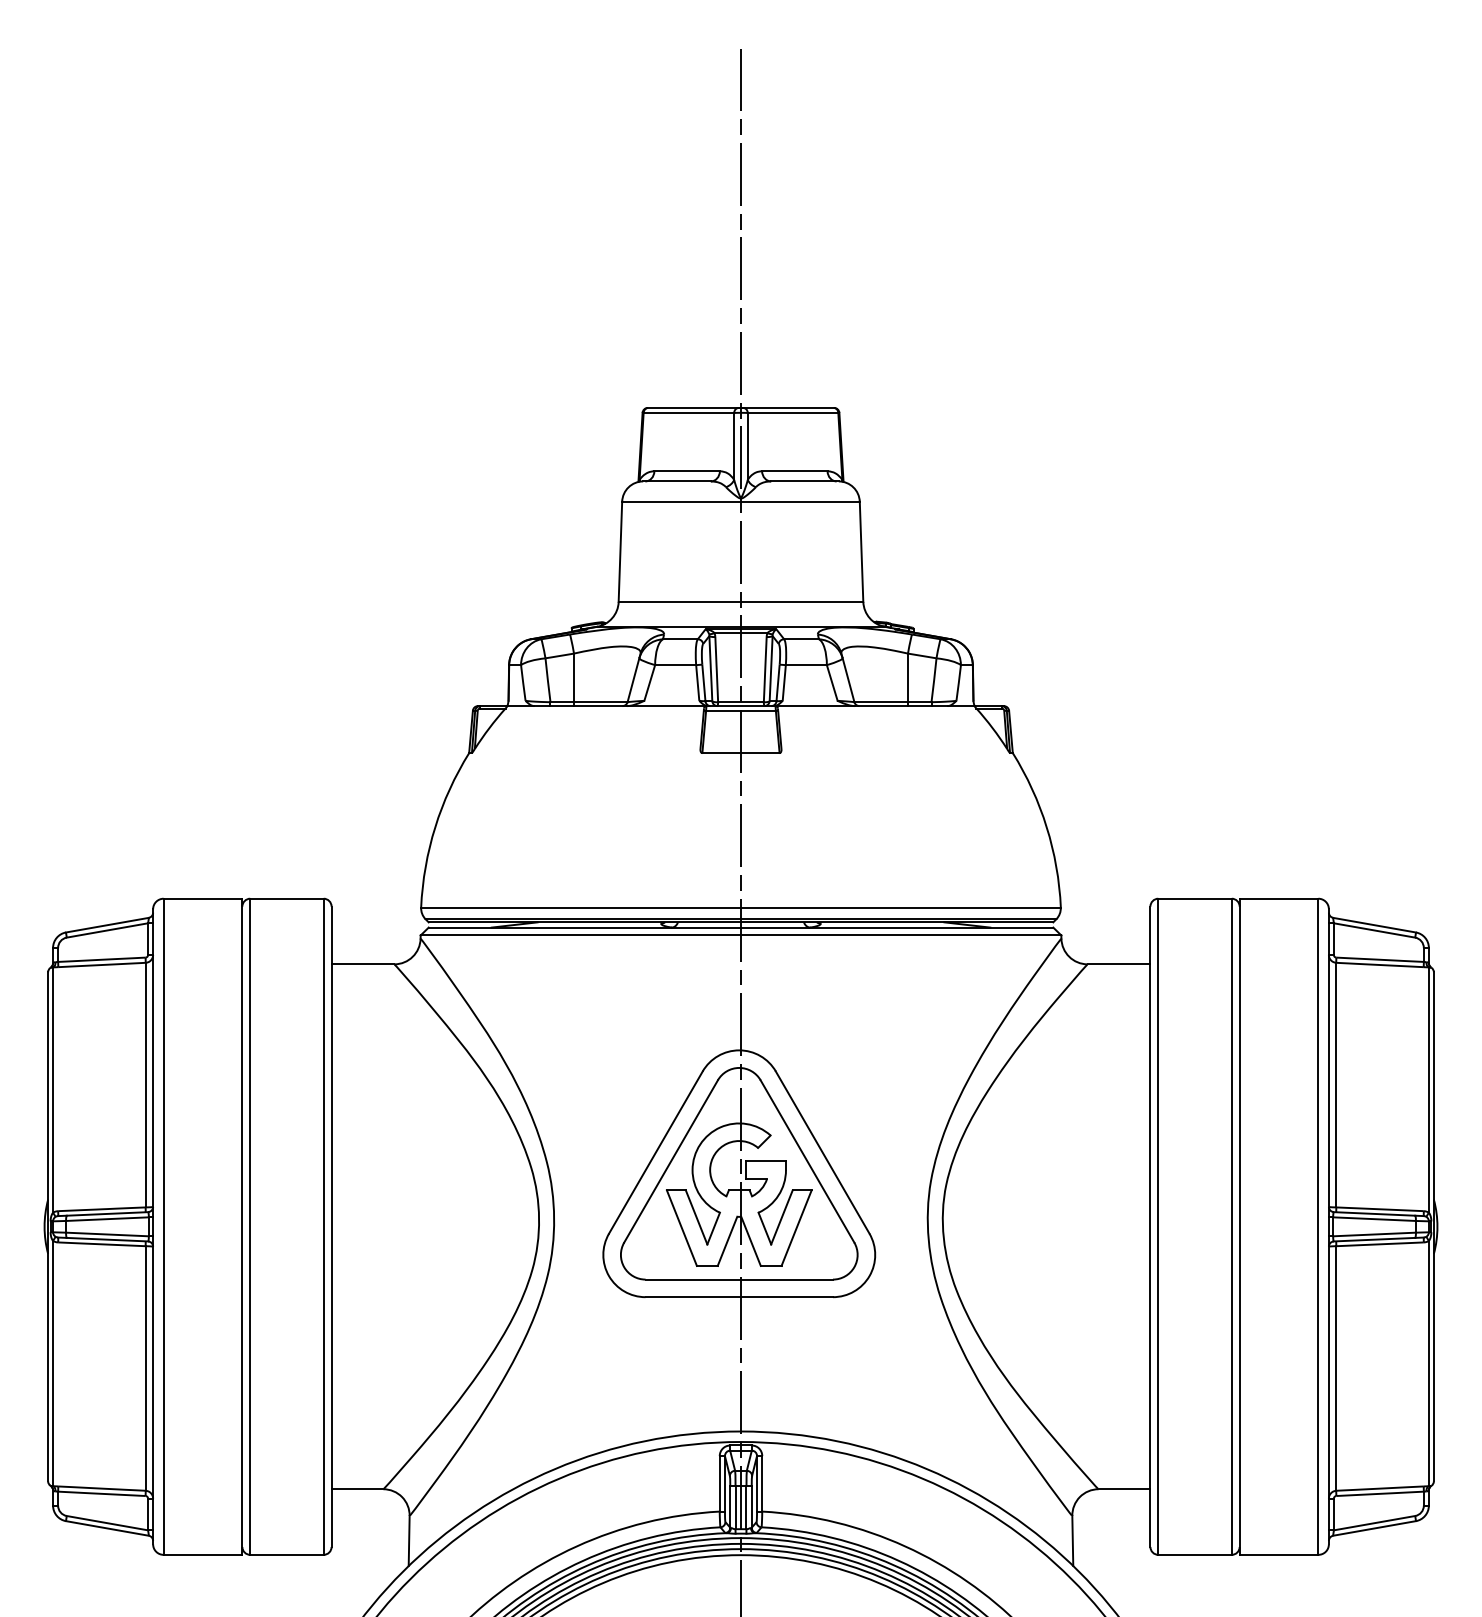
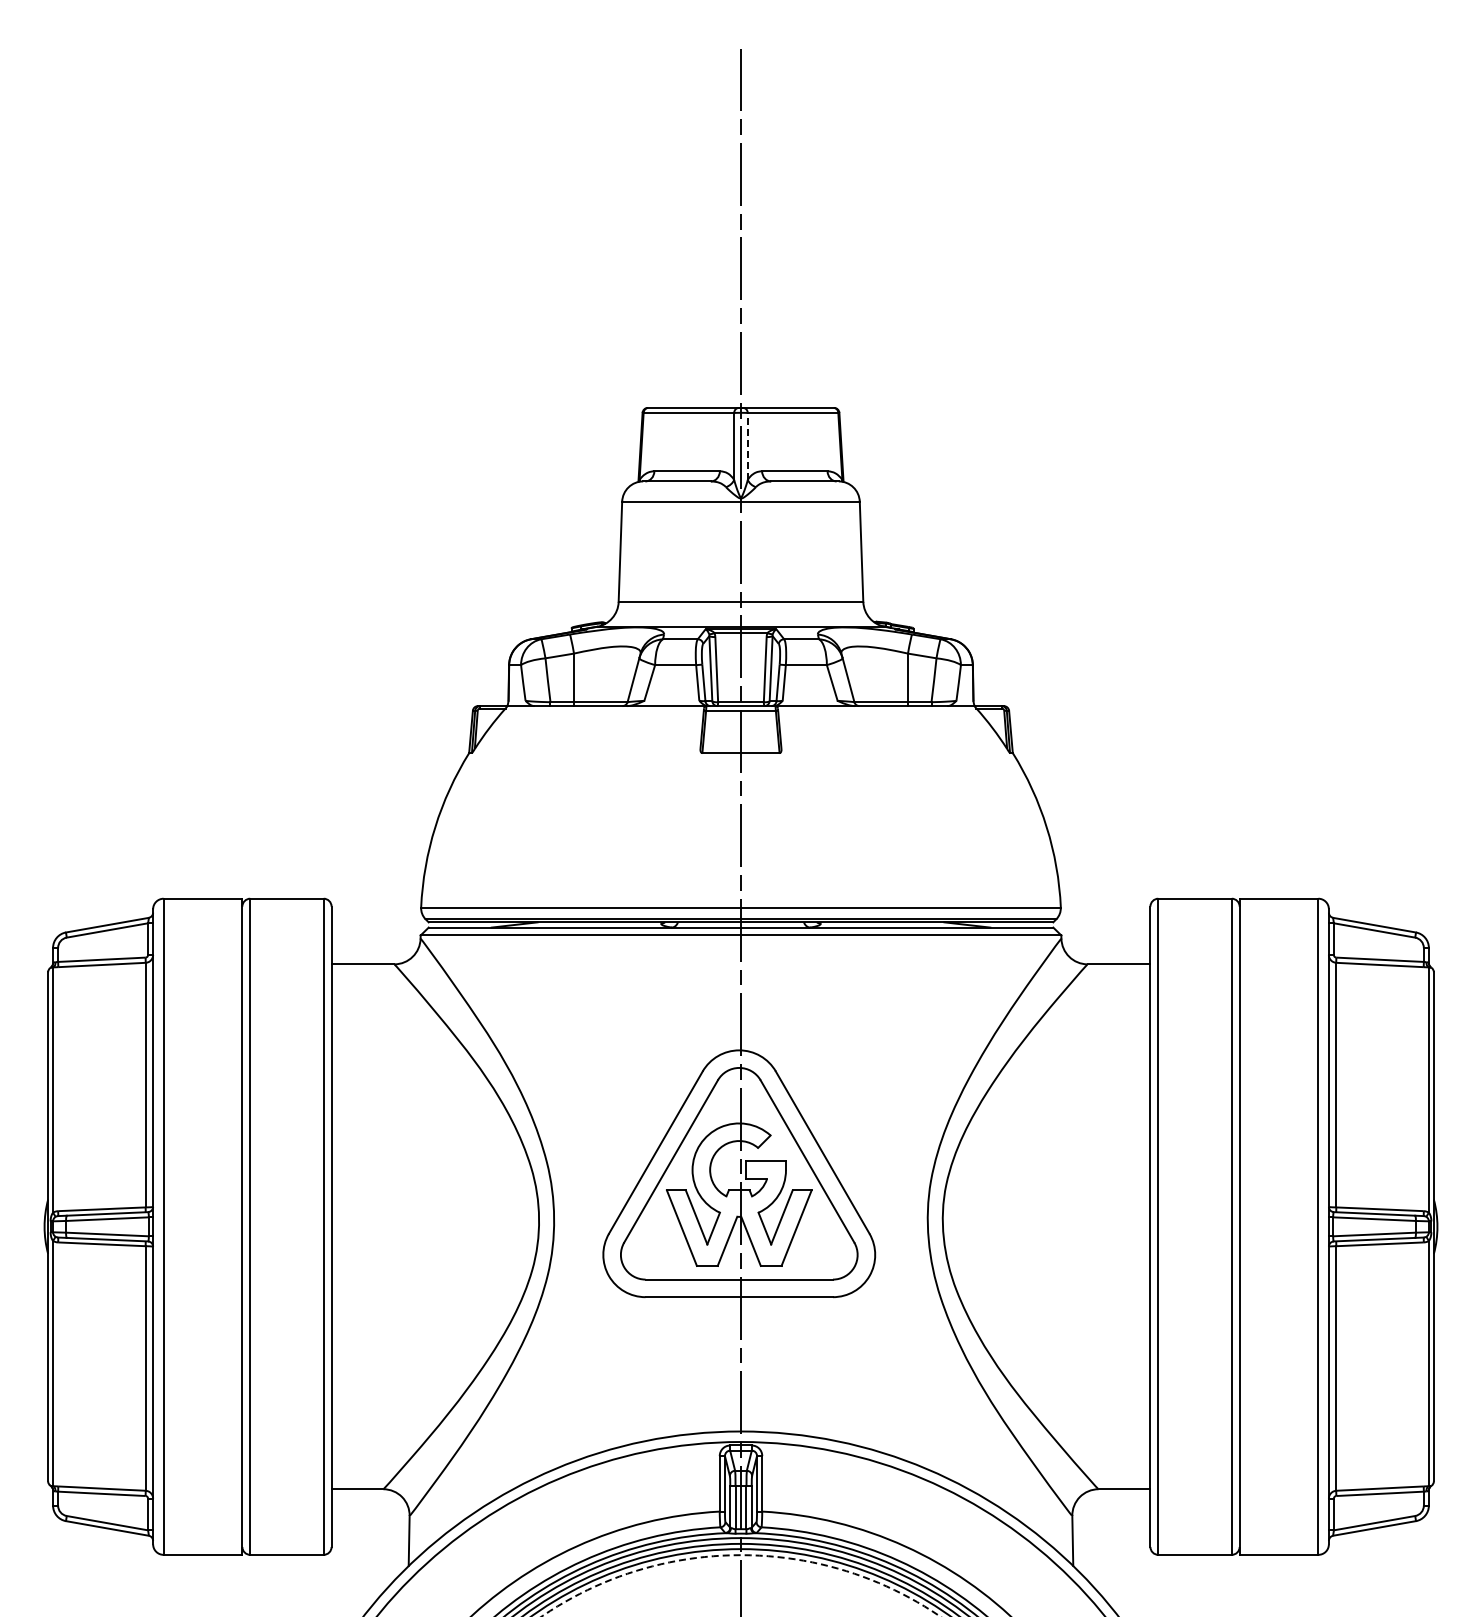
line: solid -> dashed (747, 445)
circle: solid -> dashed (740, 1585)
